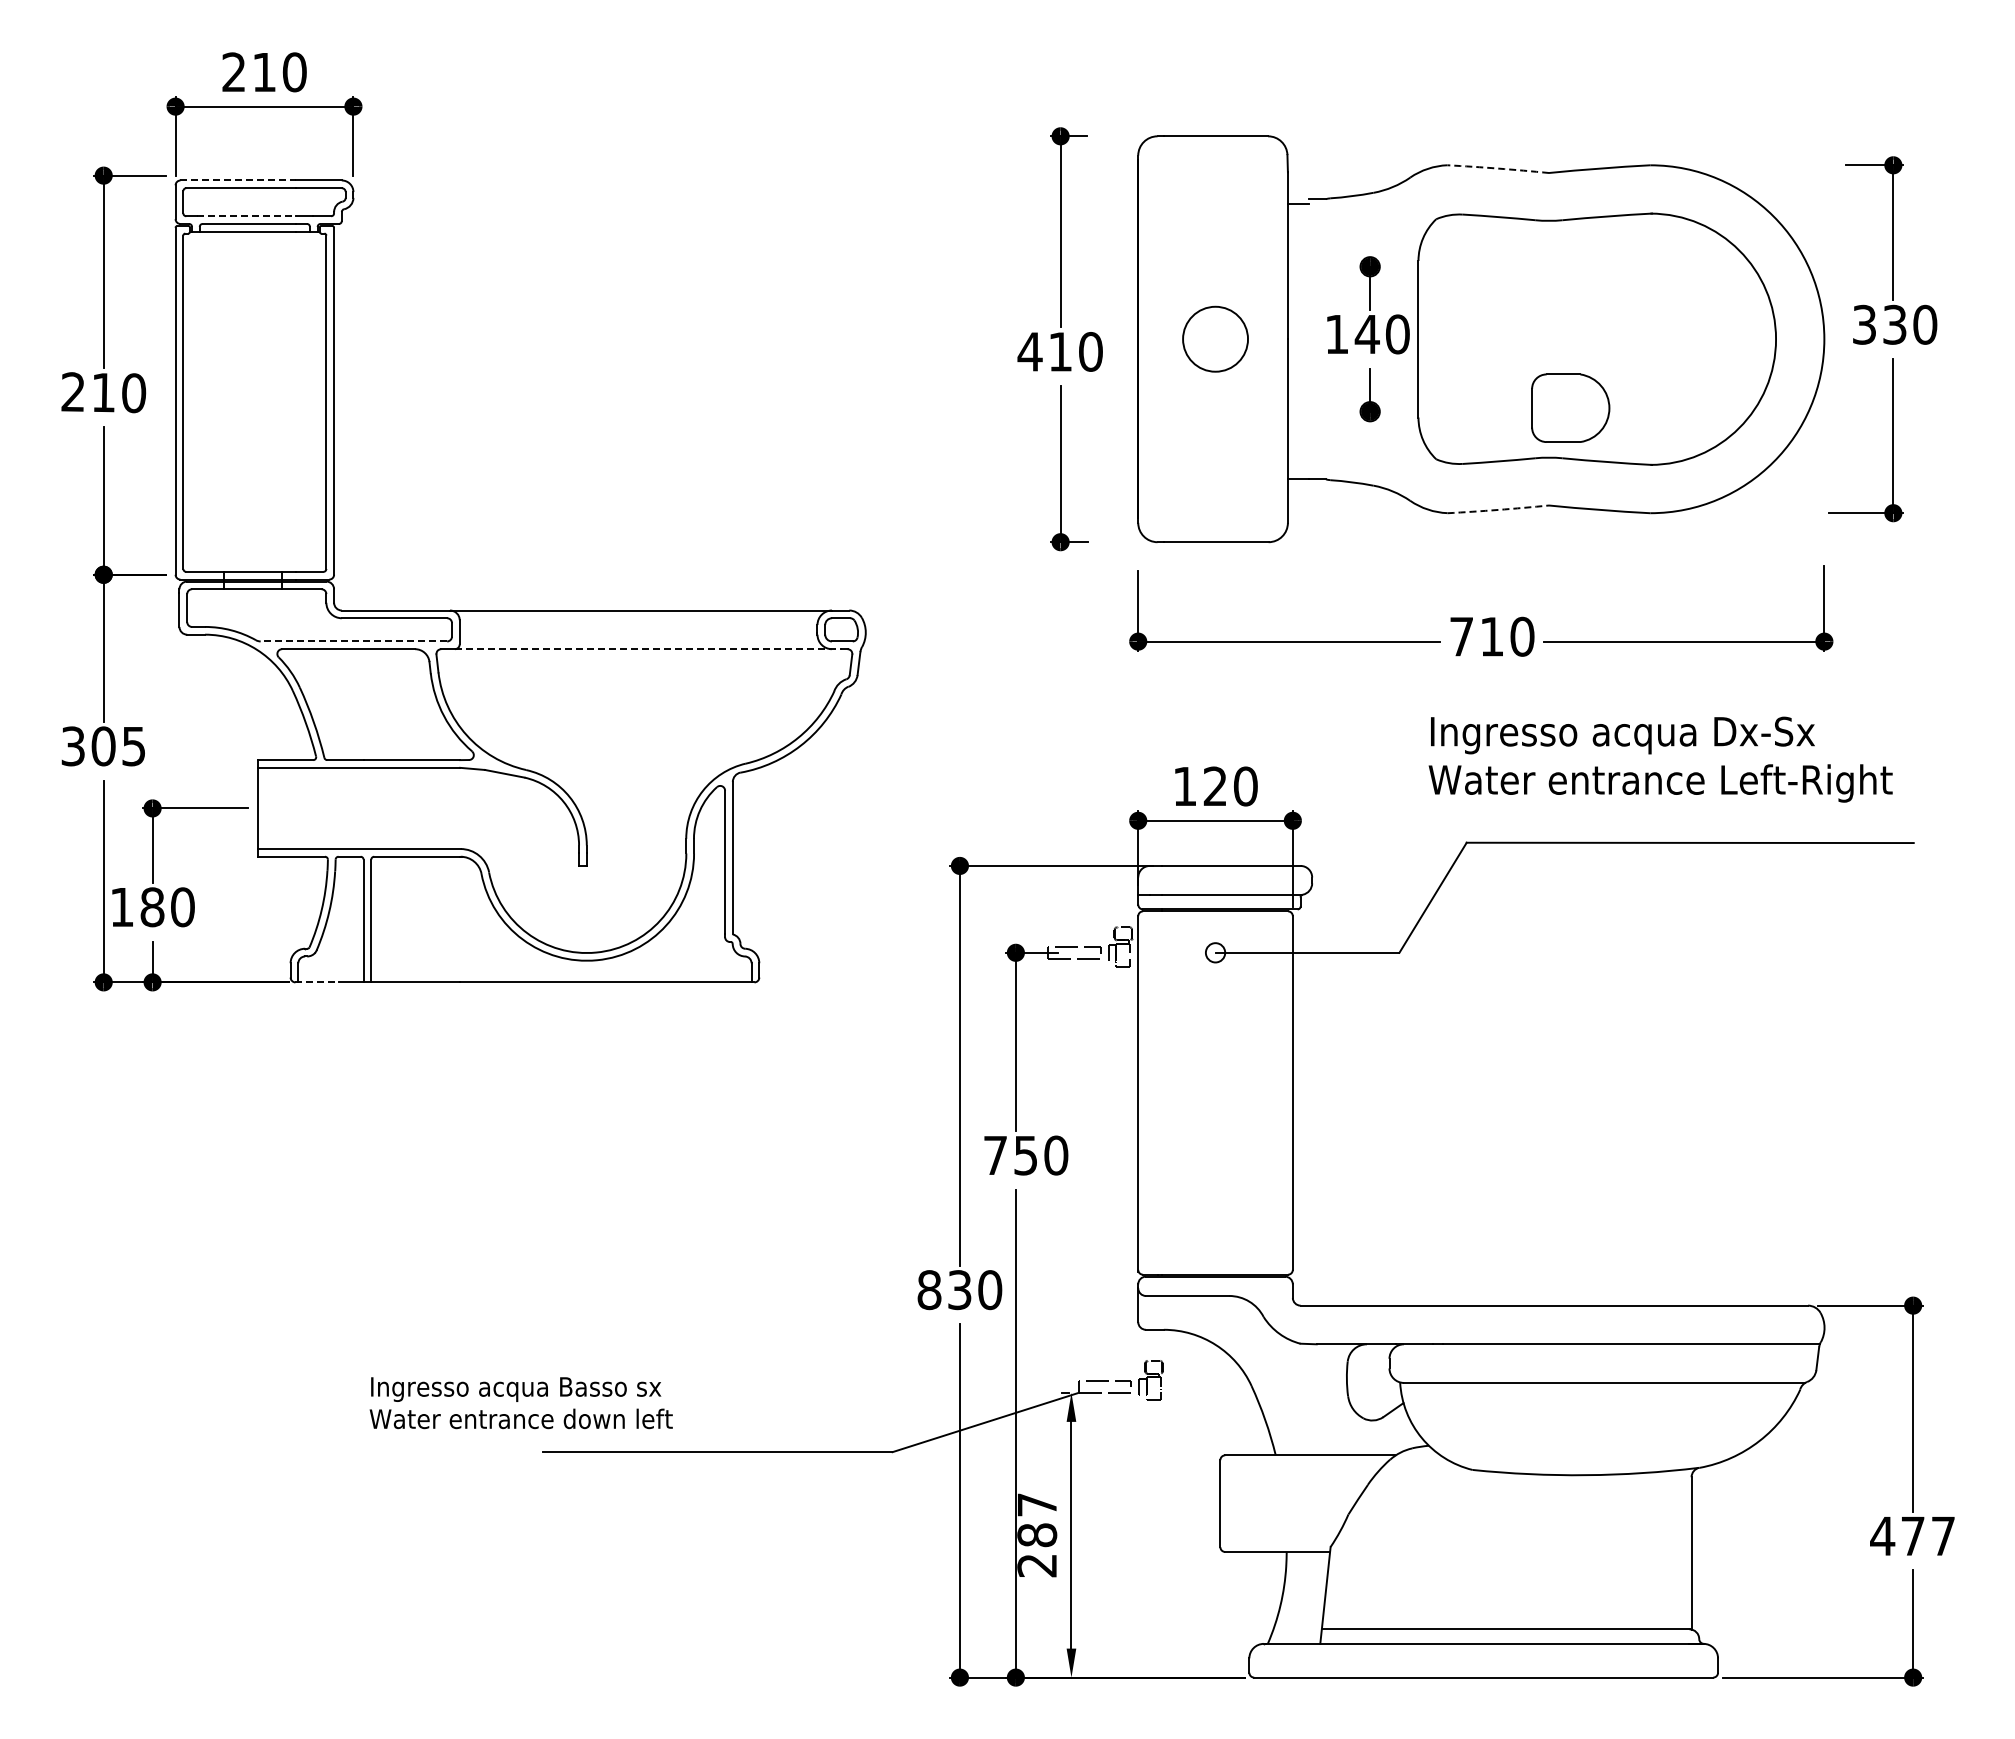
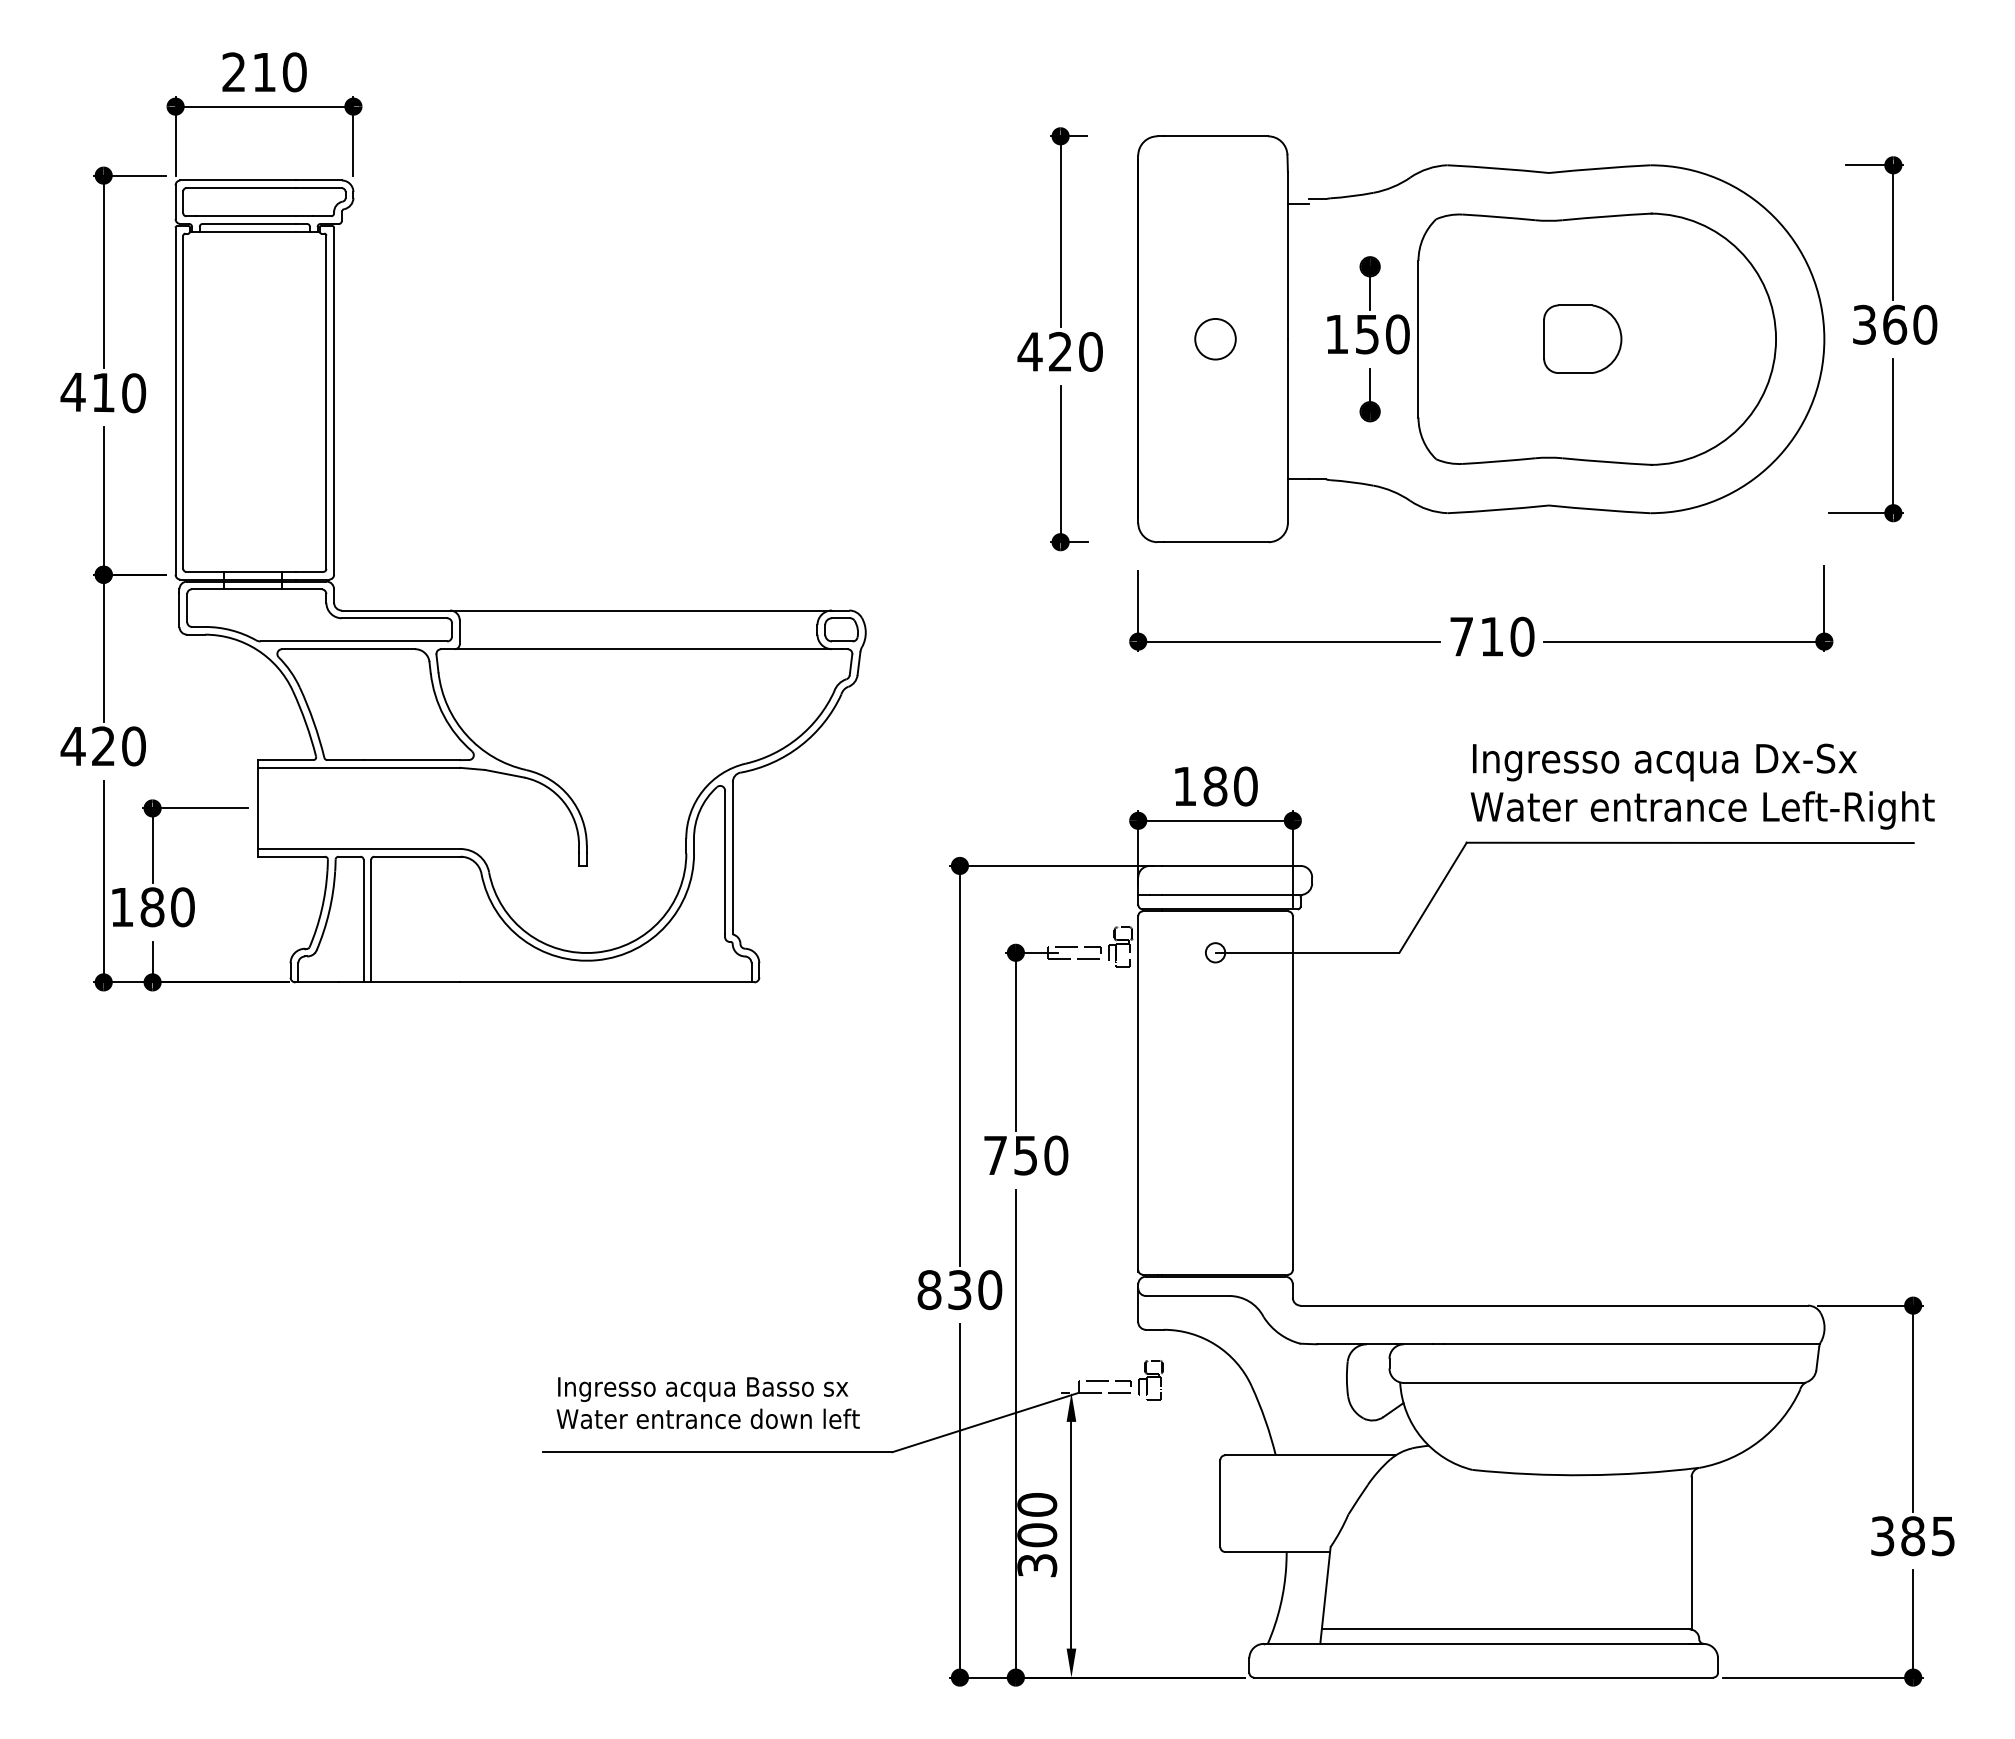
arc: dashed -> solid (1498, 168)
line: dashed -> solid (238, 180)
line: dashed -> solid (246, 216)
text: 330 -> 360 (1895, 324)
text: 140 -> 150 (1366, 334)
circle diameter: 65 px -> 41 px (1215, 338)
text: 410 -> 420 (1060, 351)
text: 210 -> 410 (72, 391)
part position: (1570, 407) -> (1582, 338) (1582, 338)
arc: dashed -> solid (1498, 509)
line: dashed -> solid (353, 641)
line: dashed -> solid (648, 649)
text: 305 -> 420 (102, 746)
text position: (1660, 759) -> (1702, 786) (1702, 786)
text: 120 -> 180 (1215, 786)
line: dashed -> solid (317, 982)
text position: (520, 1403) -> (707, 1403) (707, 1403)
text: 287 -> 300 (1037, 1535)
text: 477 -> 385 (1912, 1536)
